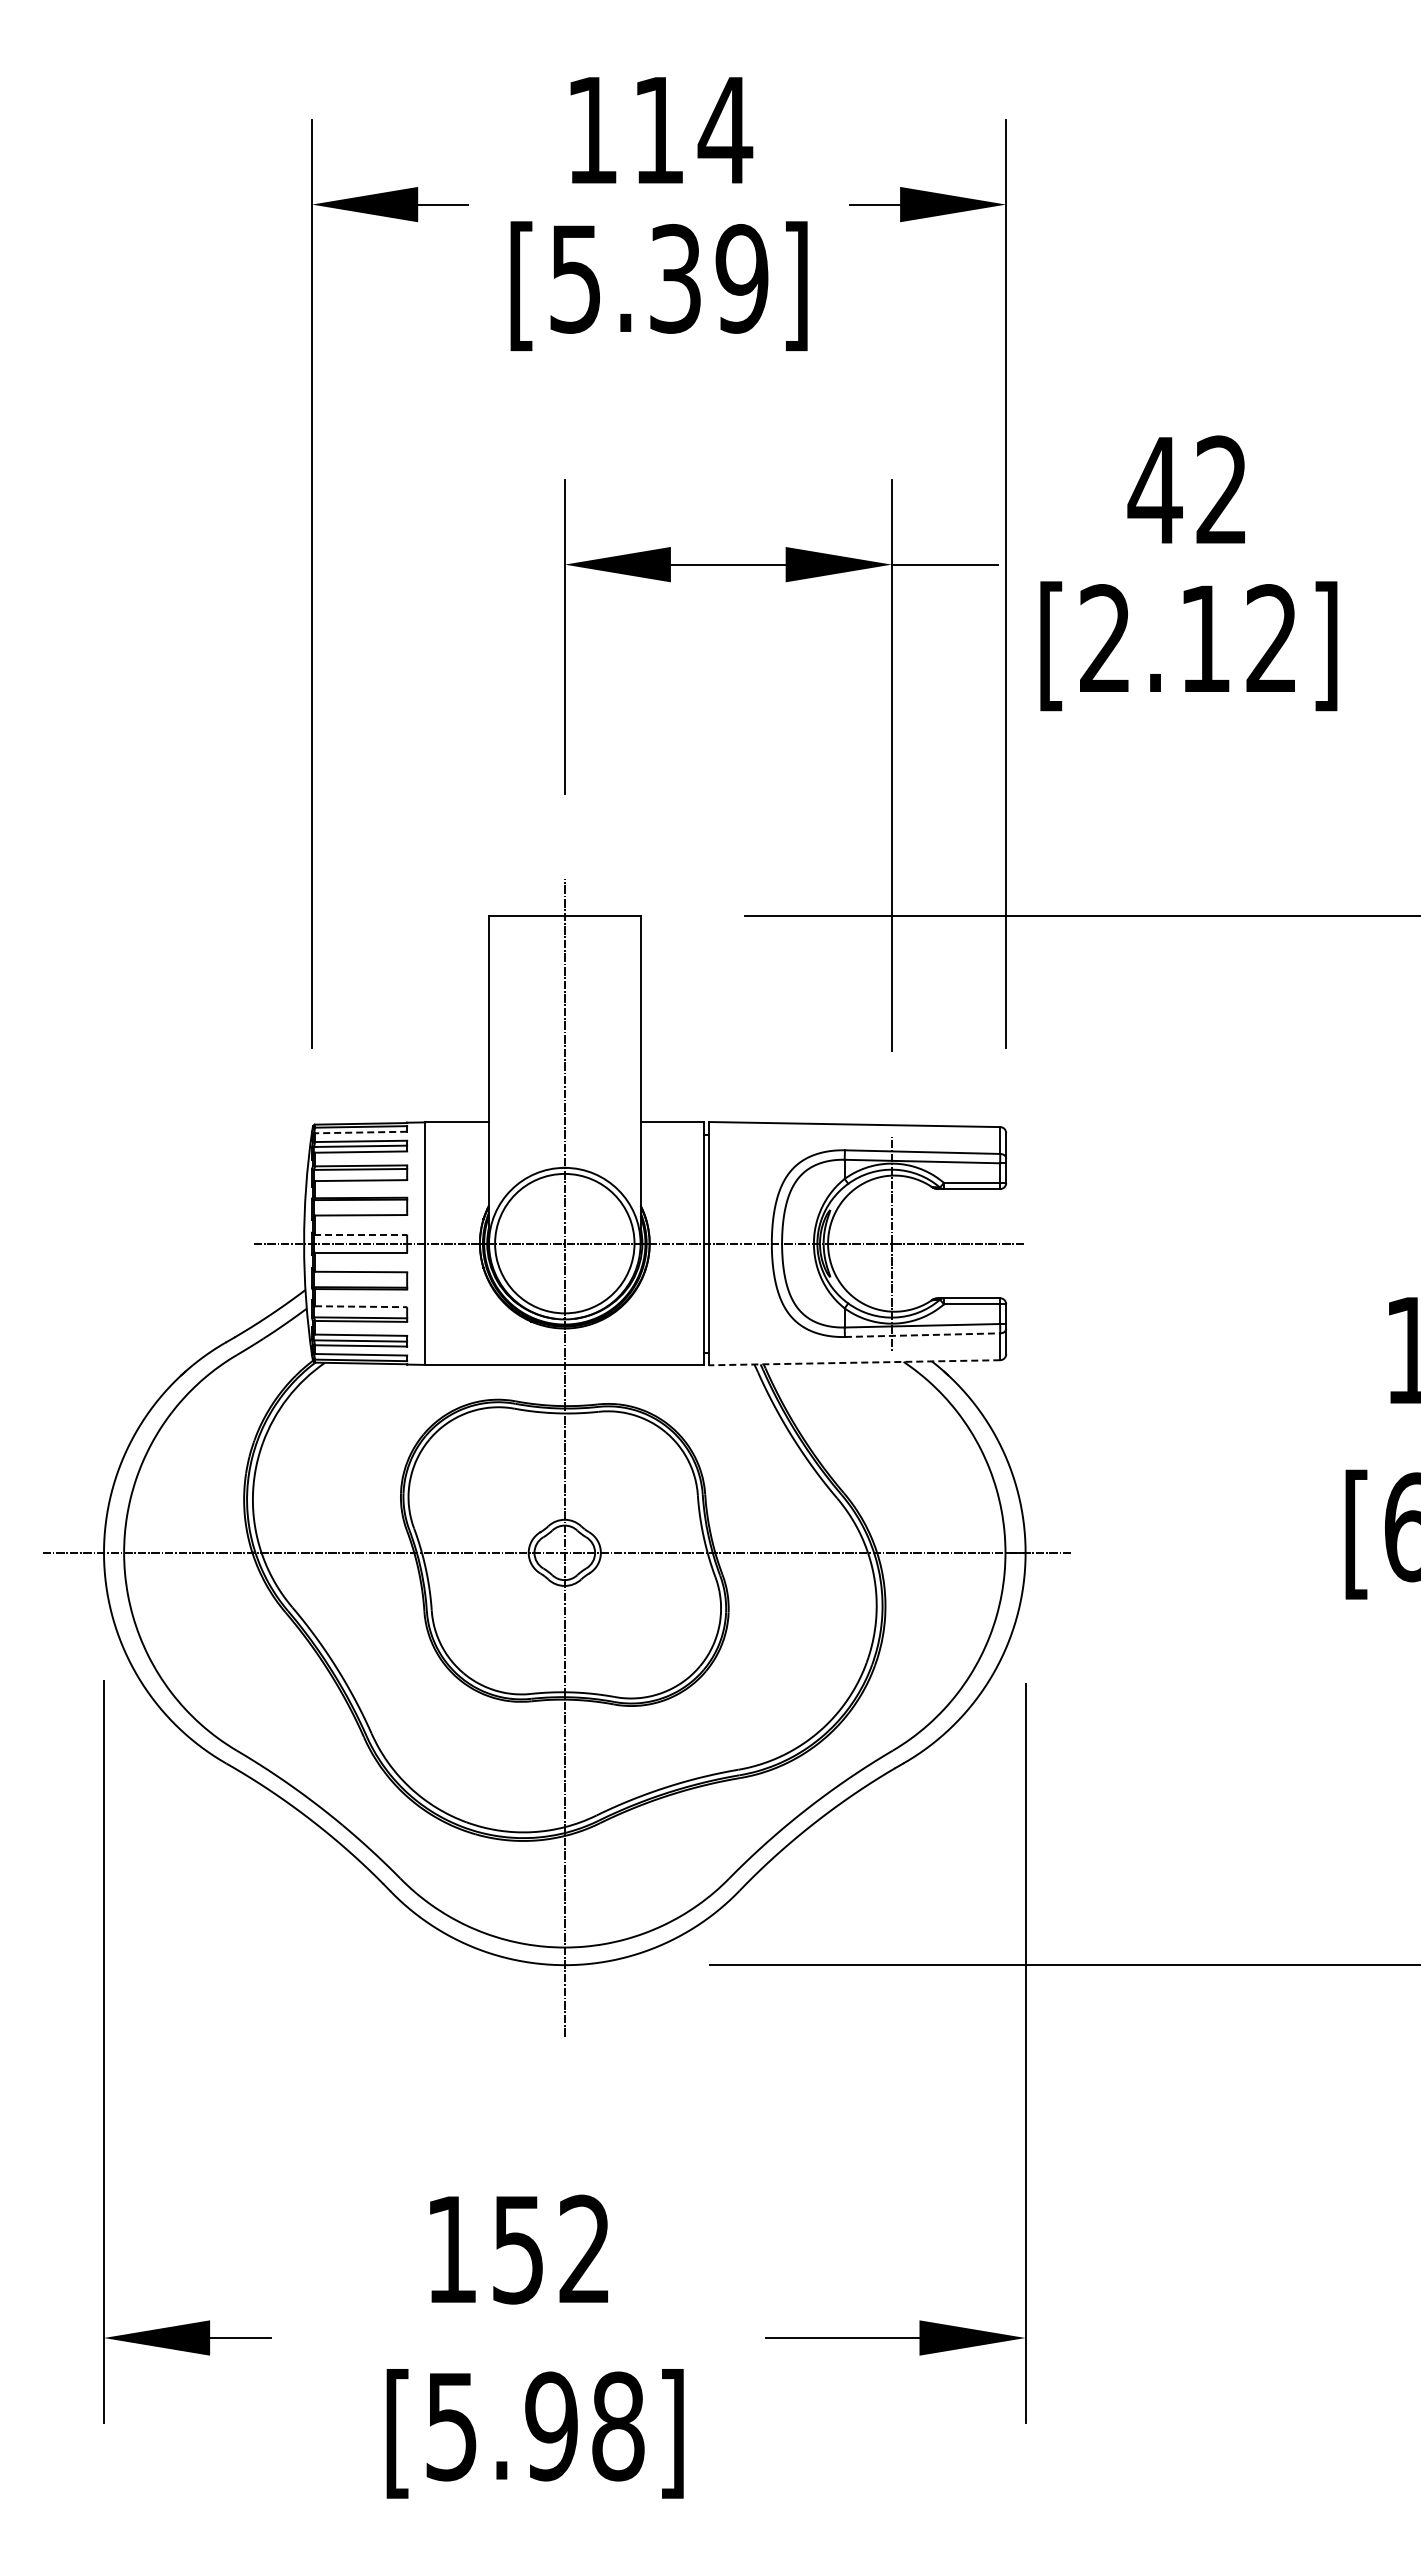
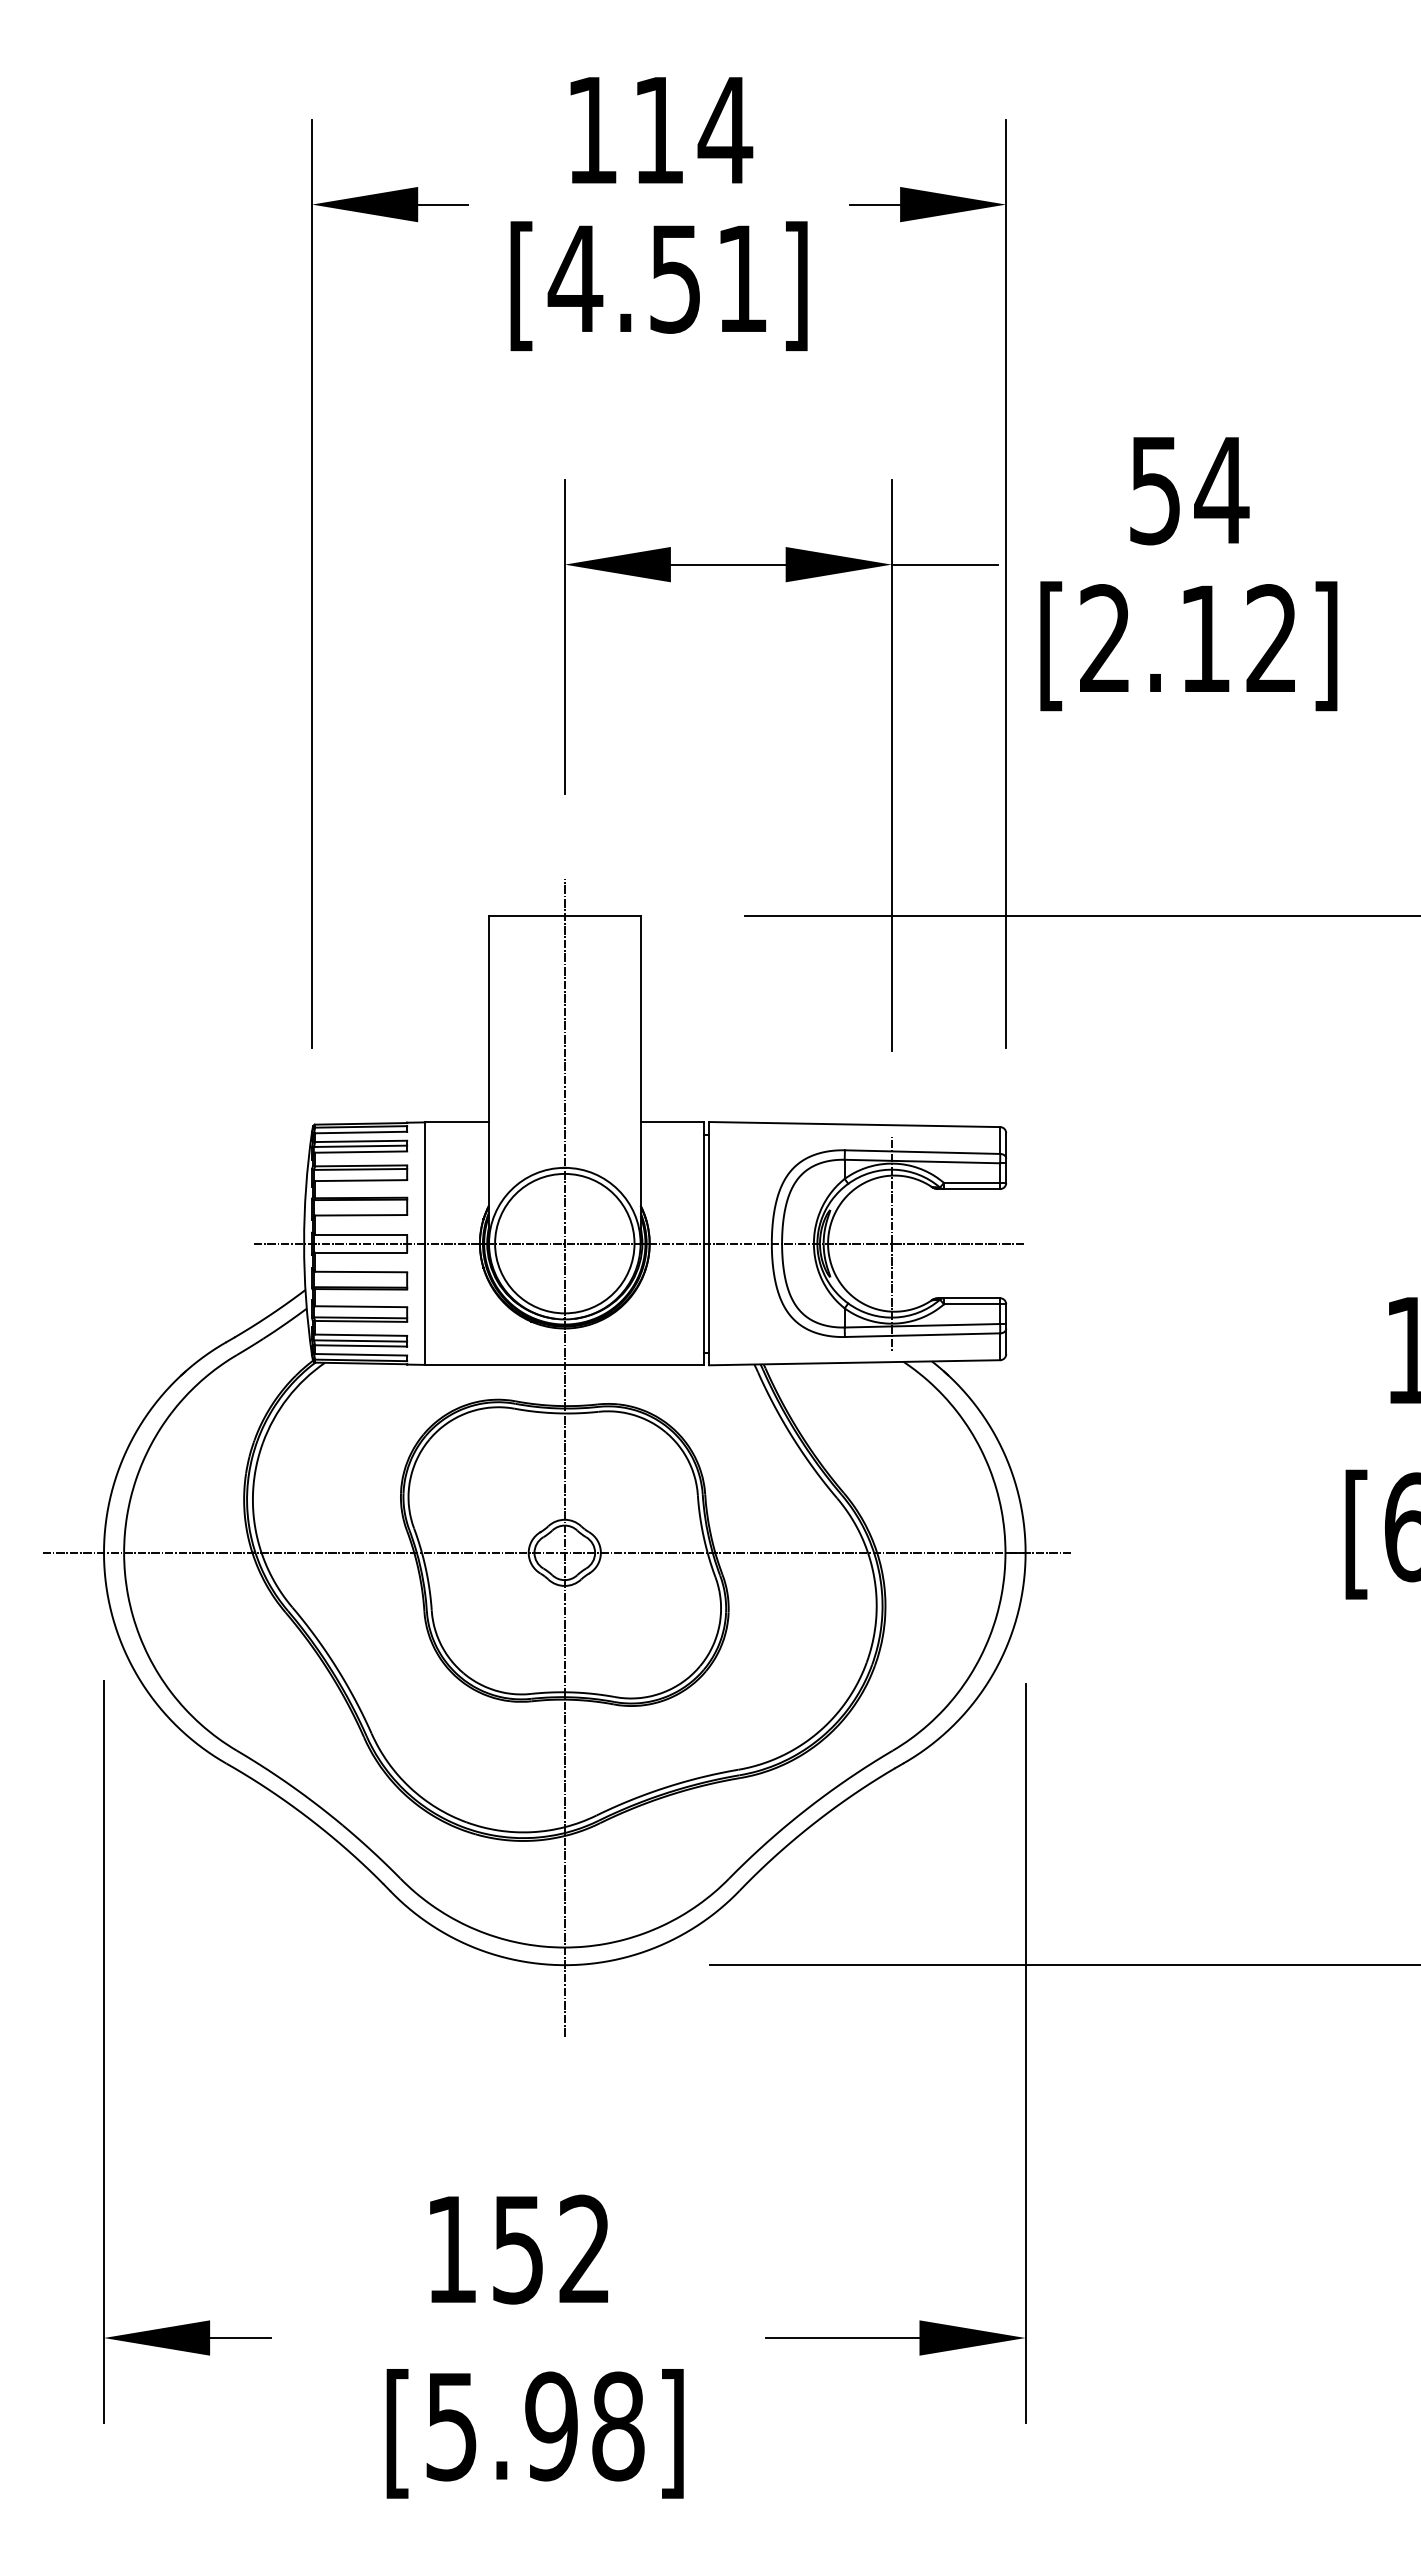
text: [5.39] -> [4.51] (657, 278)
text: 42 -> 54 (1188, 490)
line: dashed -> solid (360, 1132)
line: dashed -> solid (360, 1234)
line: dashed -> solid (361, 1306)
line: dashed -> solid (922, 1335)
line: dashed -> solid (854, 1362)
